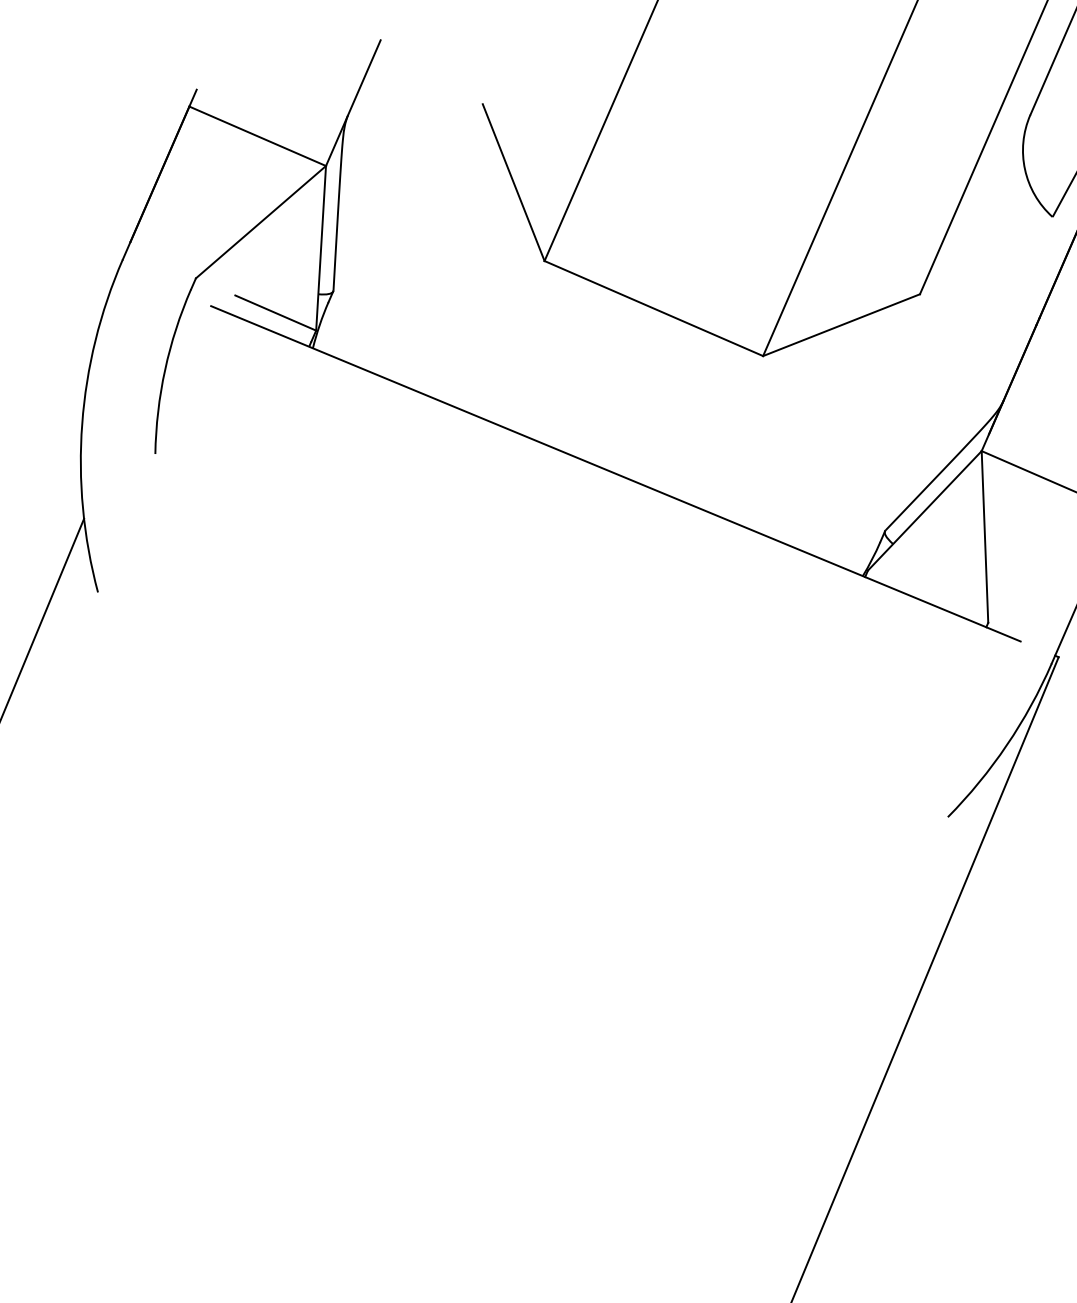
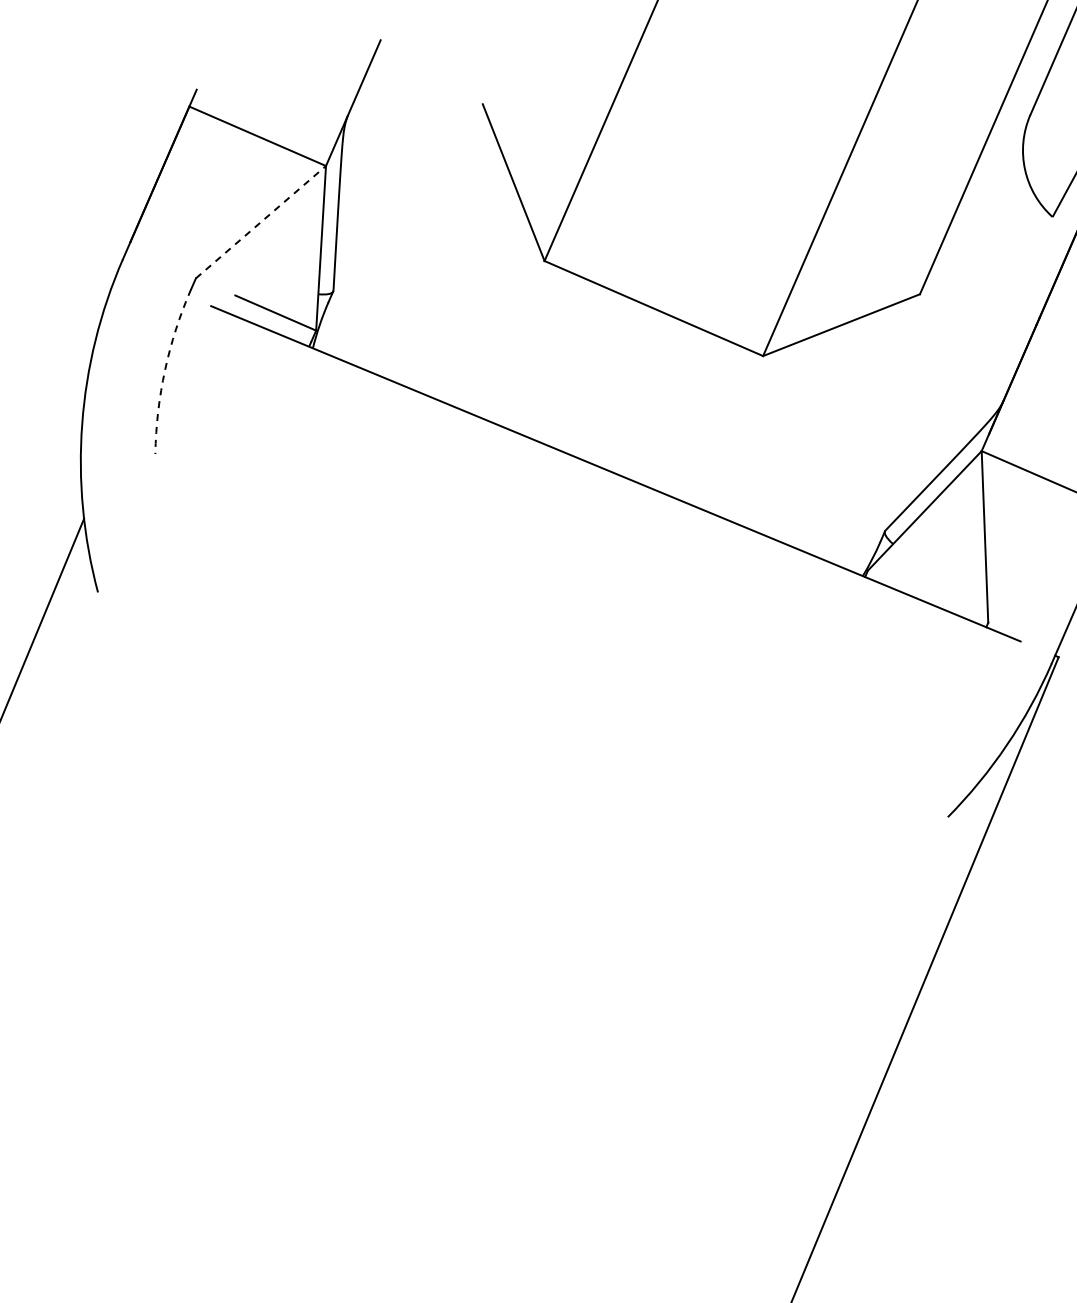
line: solid -> dashed (260, 222)
arc: solid -> dashed (165, 369)
